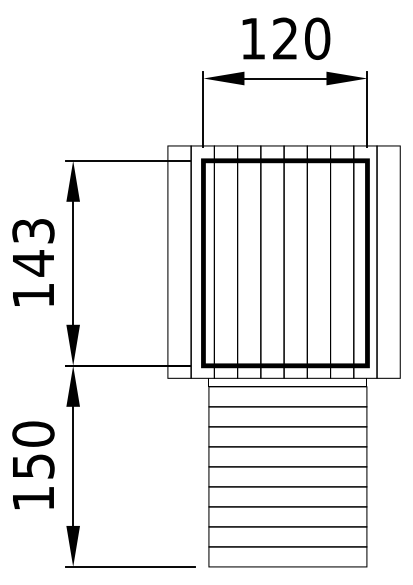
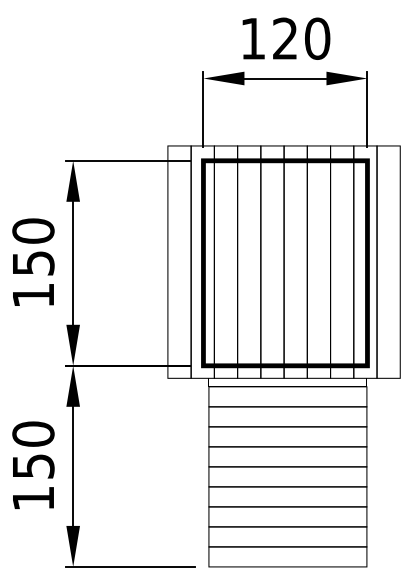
text: 143 -> 150 (33, 247)
